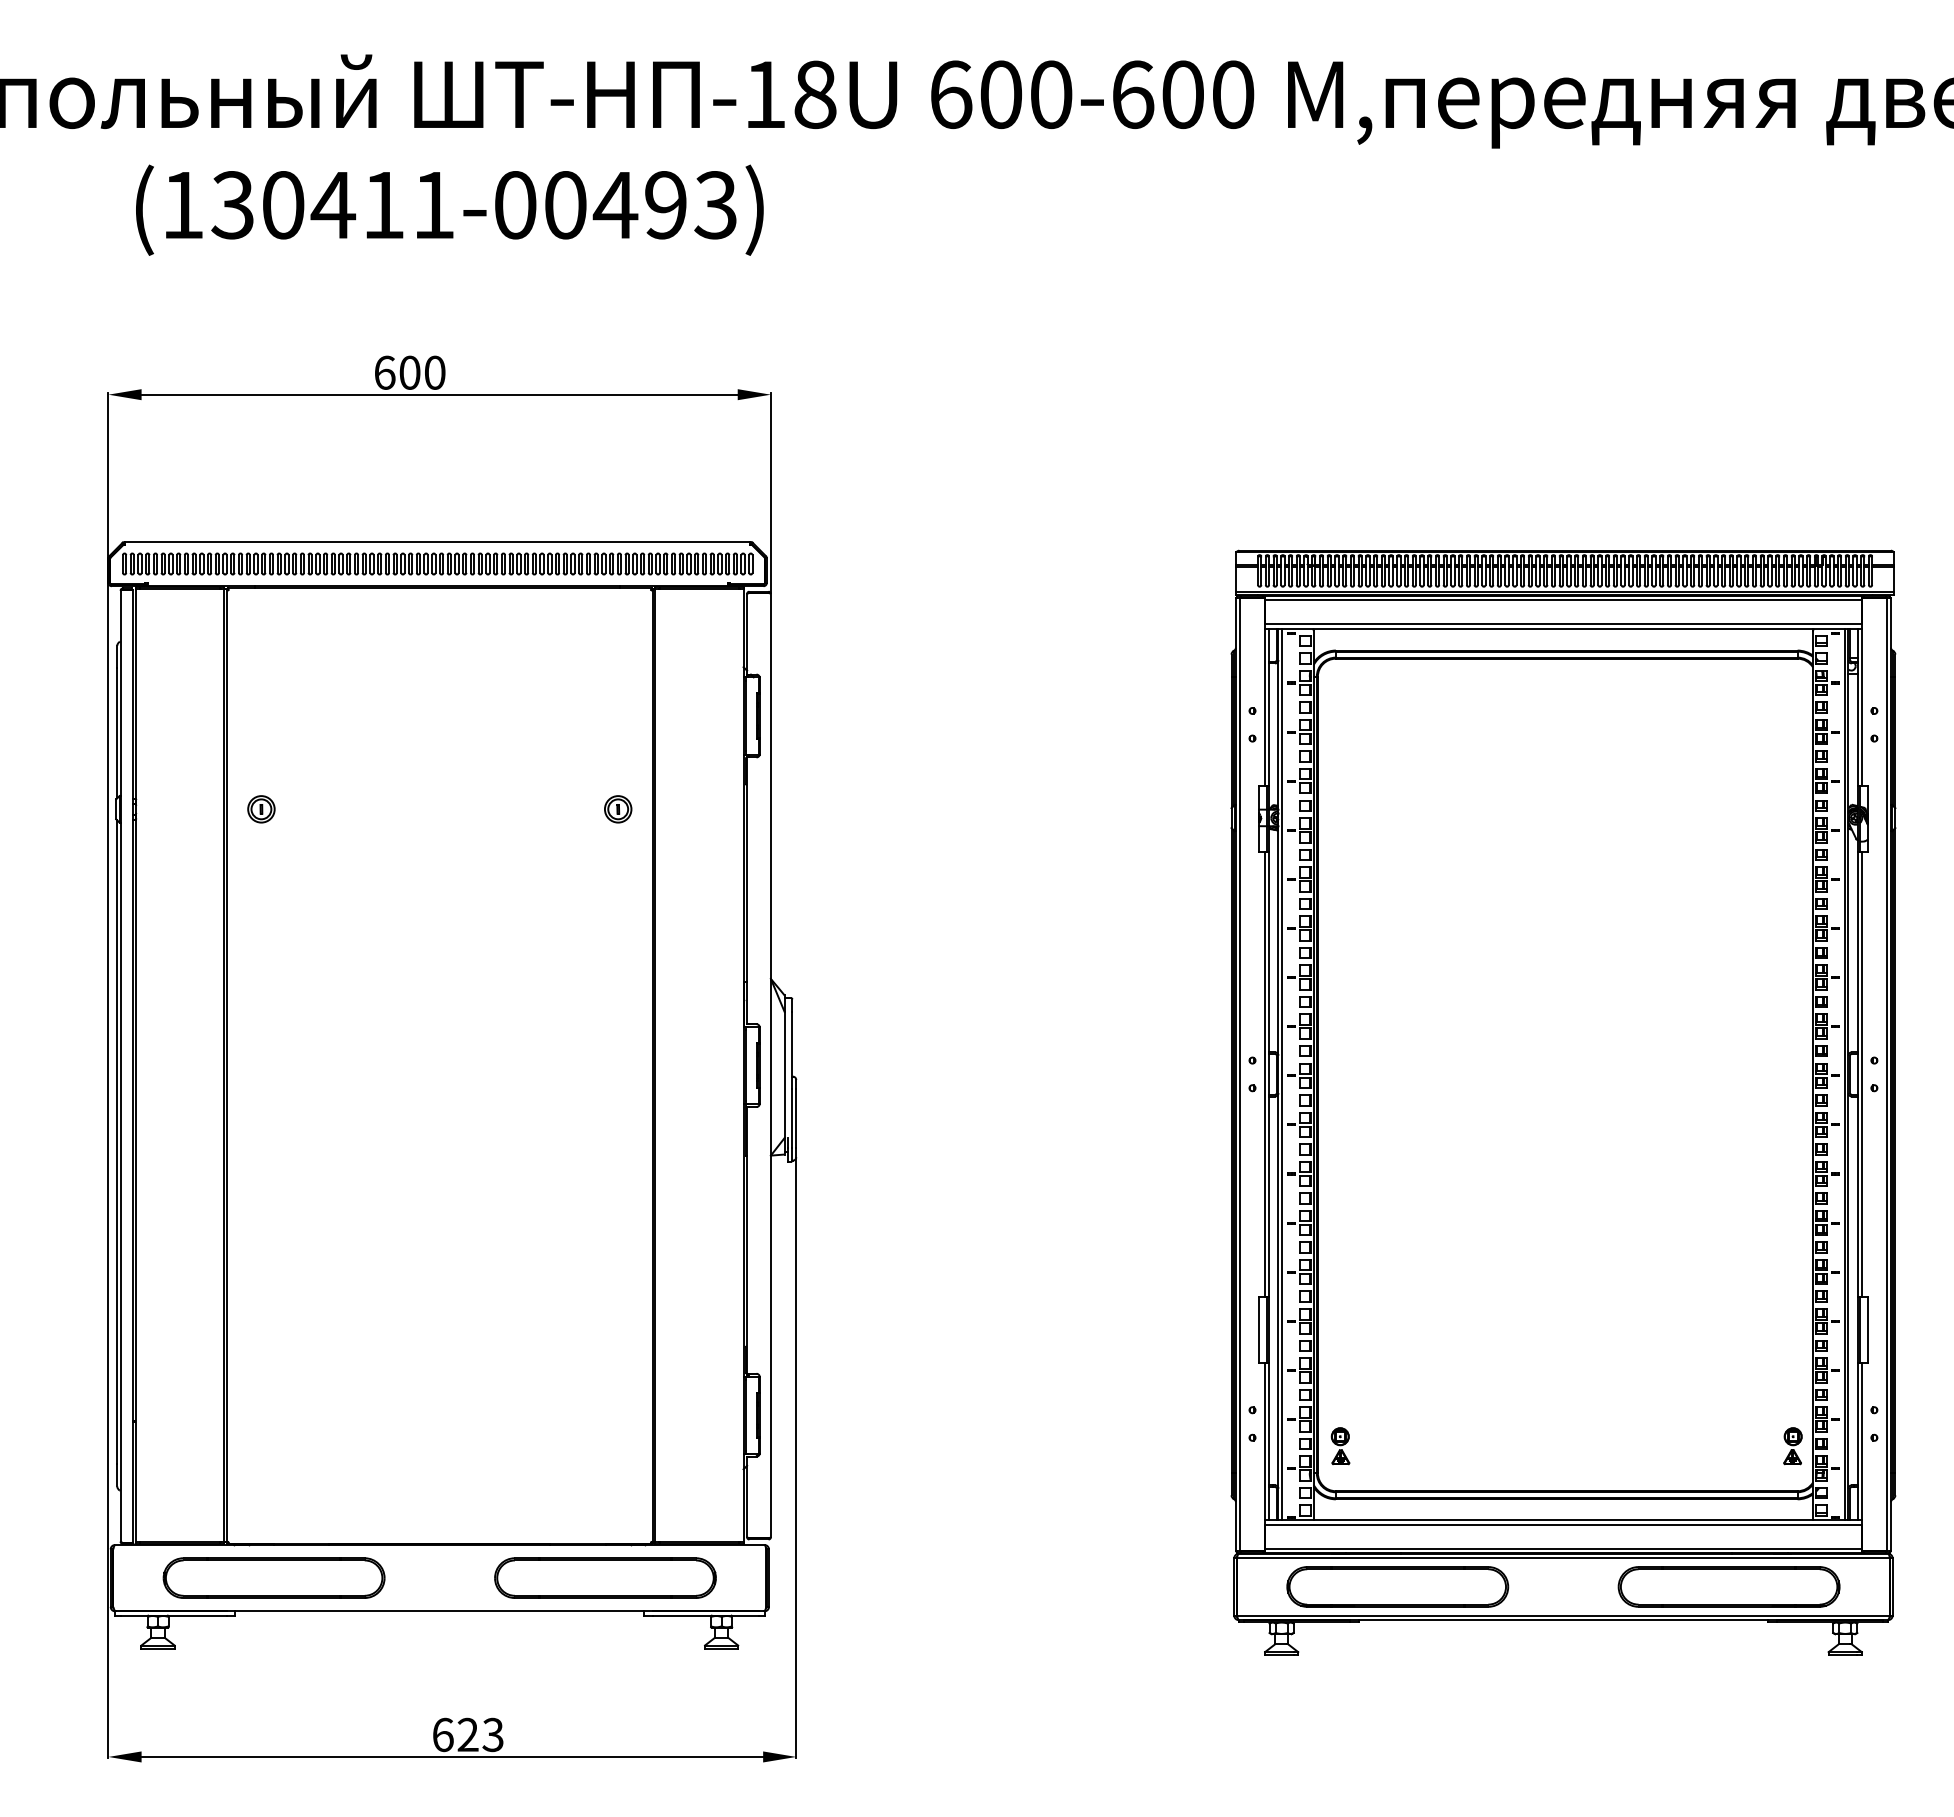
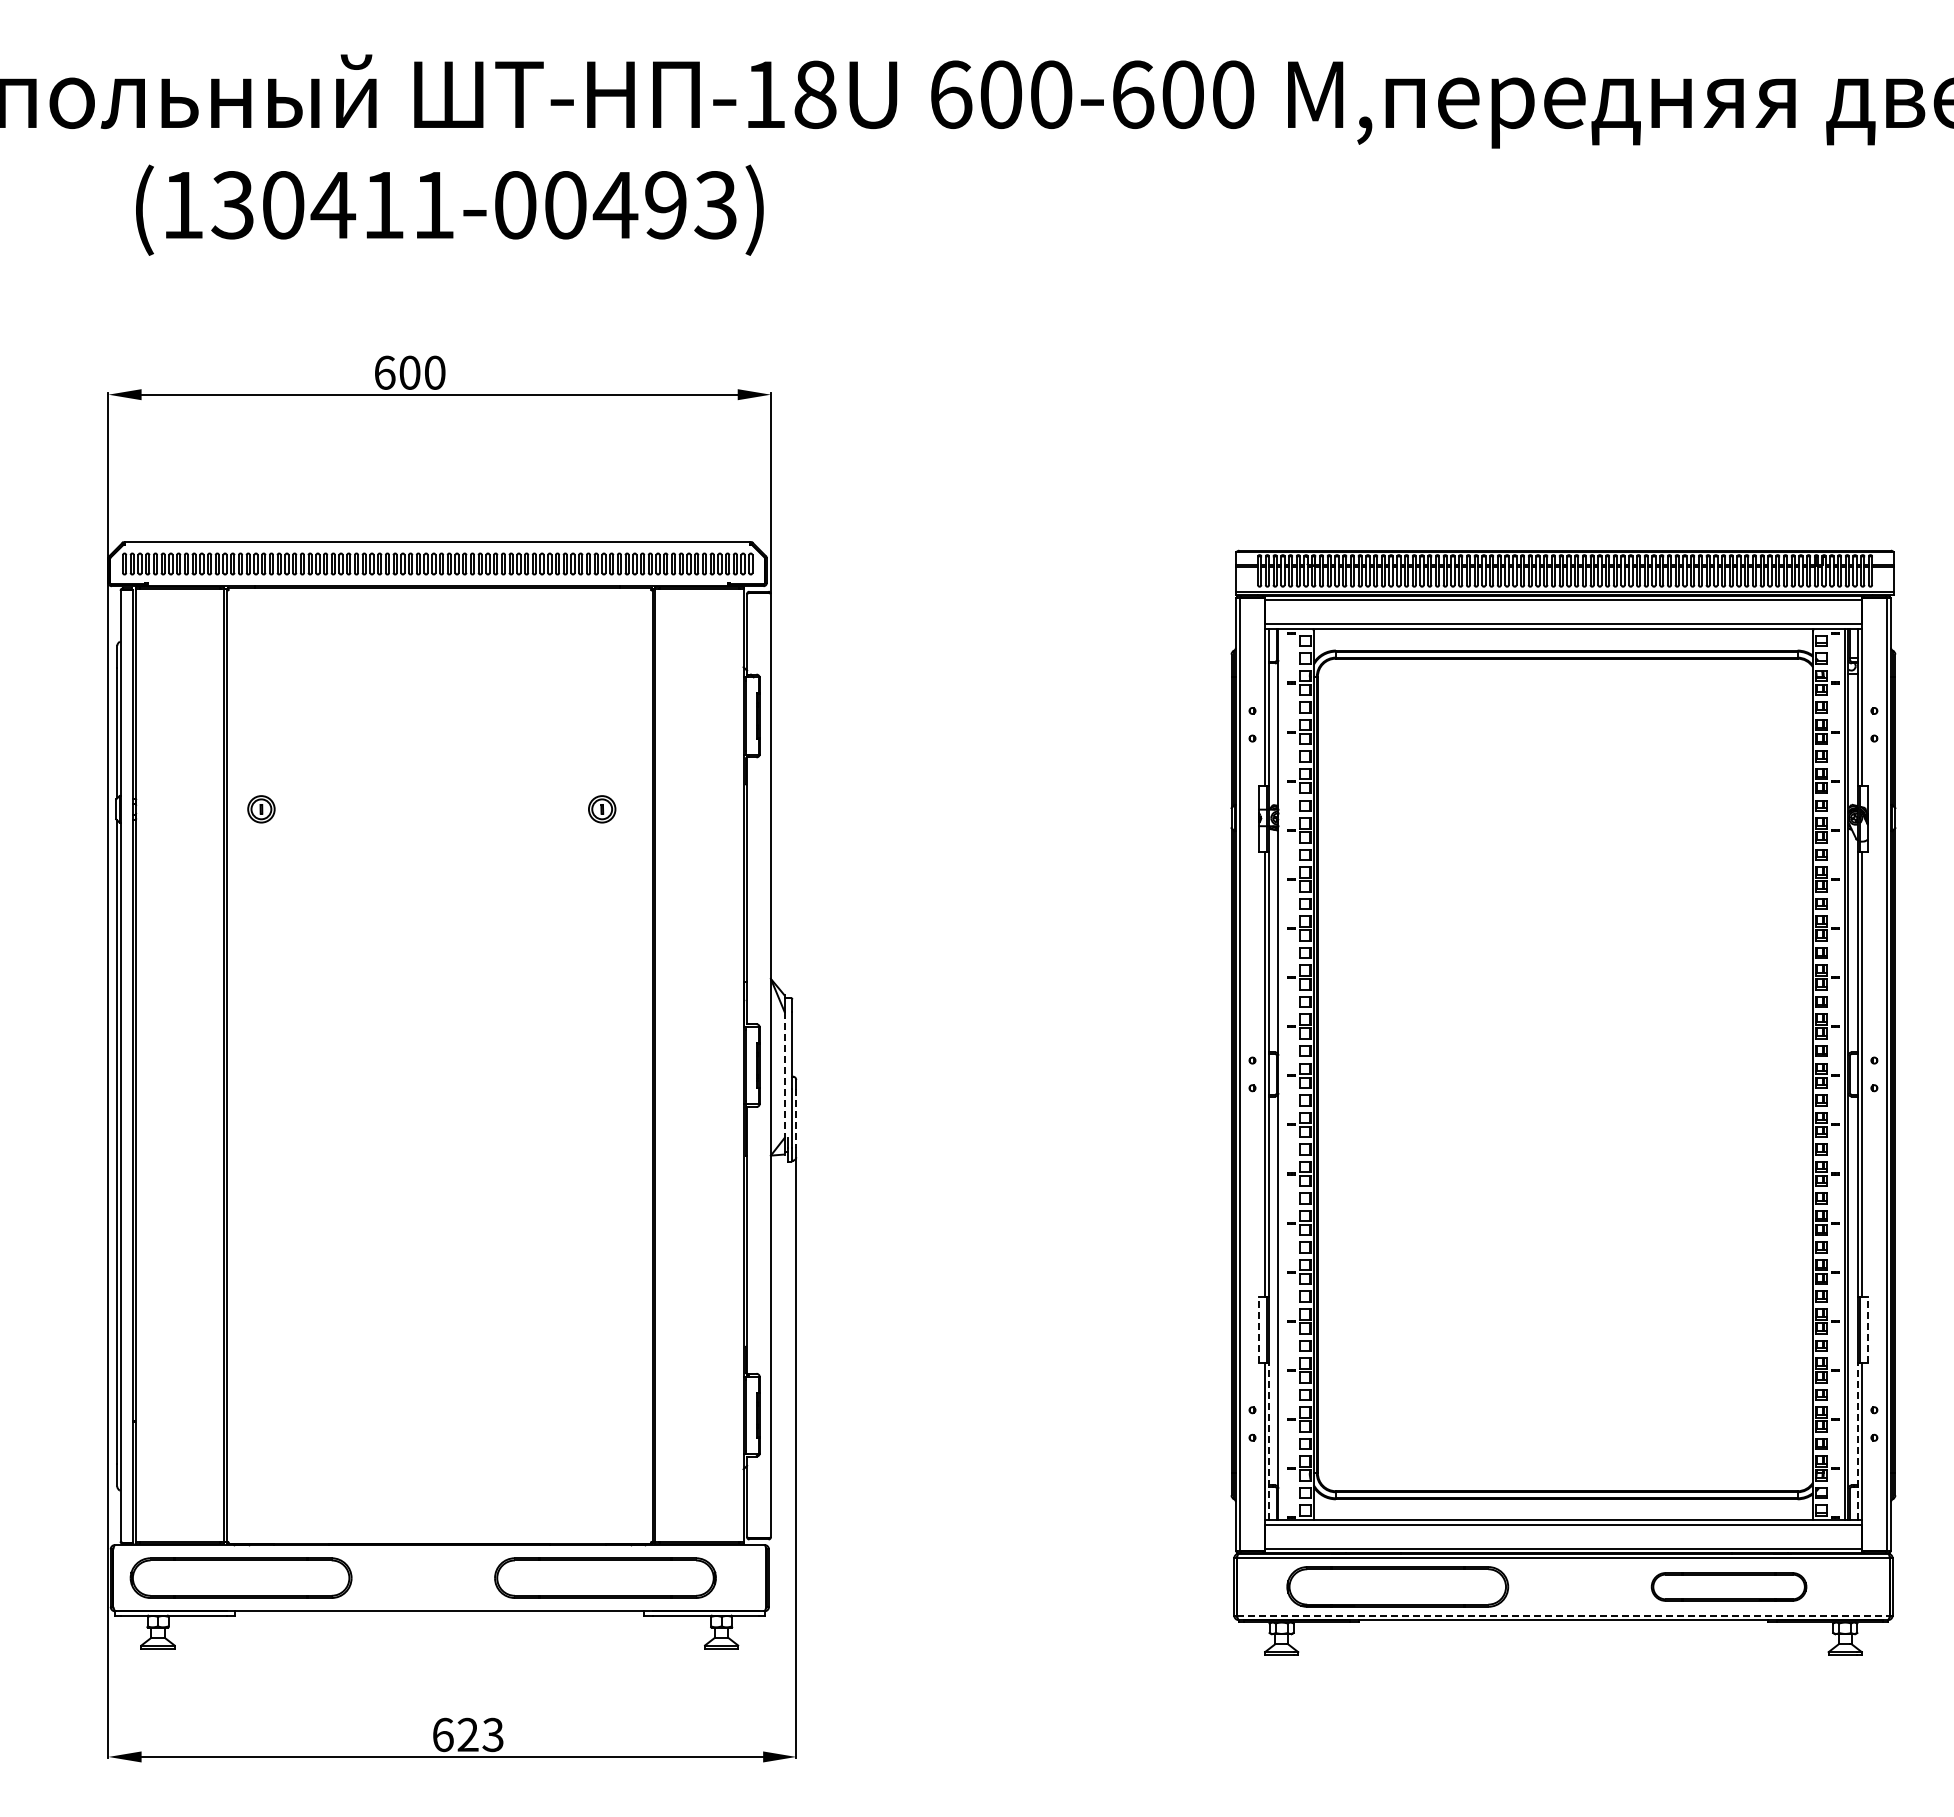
part position: (618, 809) -> (602, 809) (602, 809)
line: present -> none (1281, 1074)
line: solid -> dashed (784, 1075)
line: solid -> dashed (796, 1119)
line: solid -> dashed (1259, 1329)
line: solid -> dashed (1867, 1329)
line: solid -> dashed (1269, 1441)
line: solid -> dashed (1857, 1441)
part: present -> none (1340, 1446)
part: present -> none (1792, 1446)
part position: (273, 1577) -> (240, 1577) (240, 1577)
part size: 224x42 px -> 158x30 px (1728, 1586)
line: solid -> dashed (1563, 1615)
